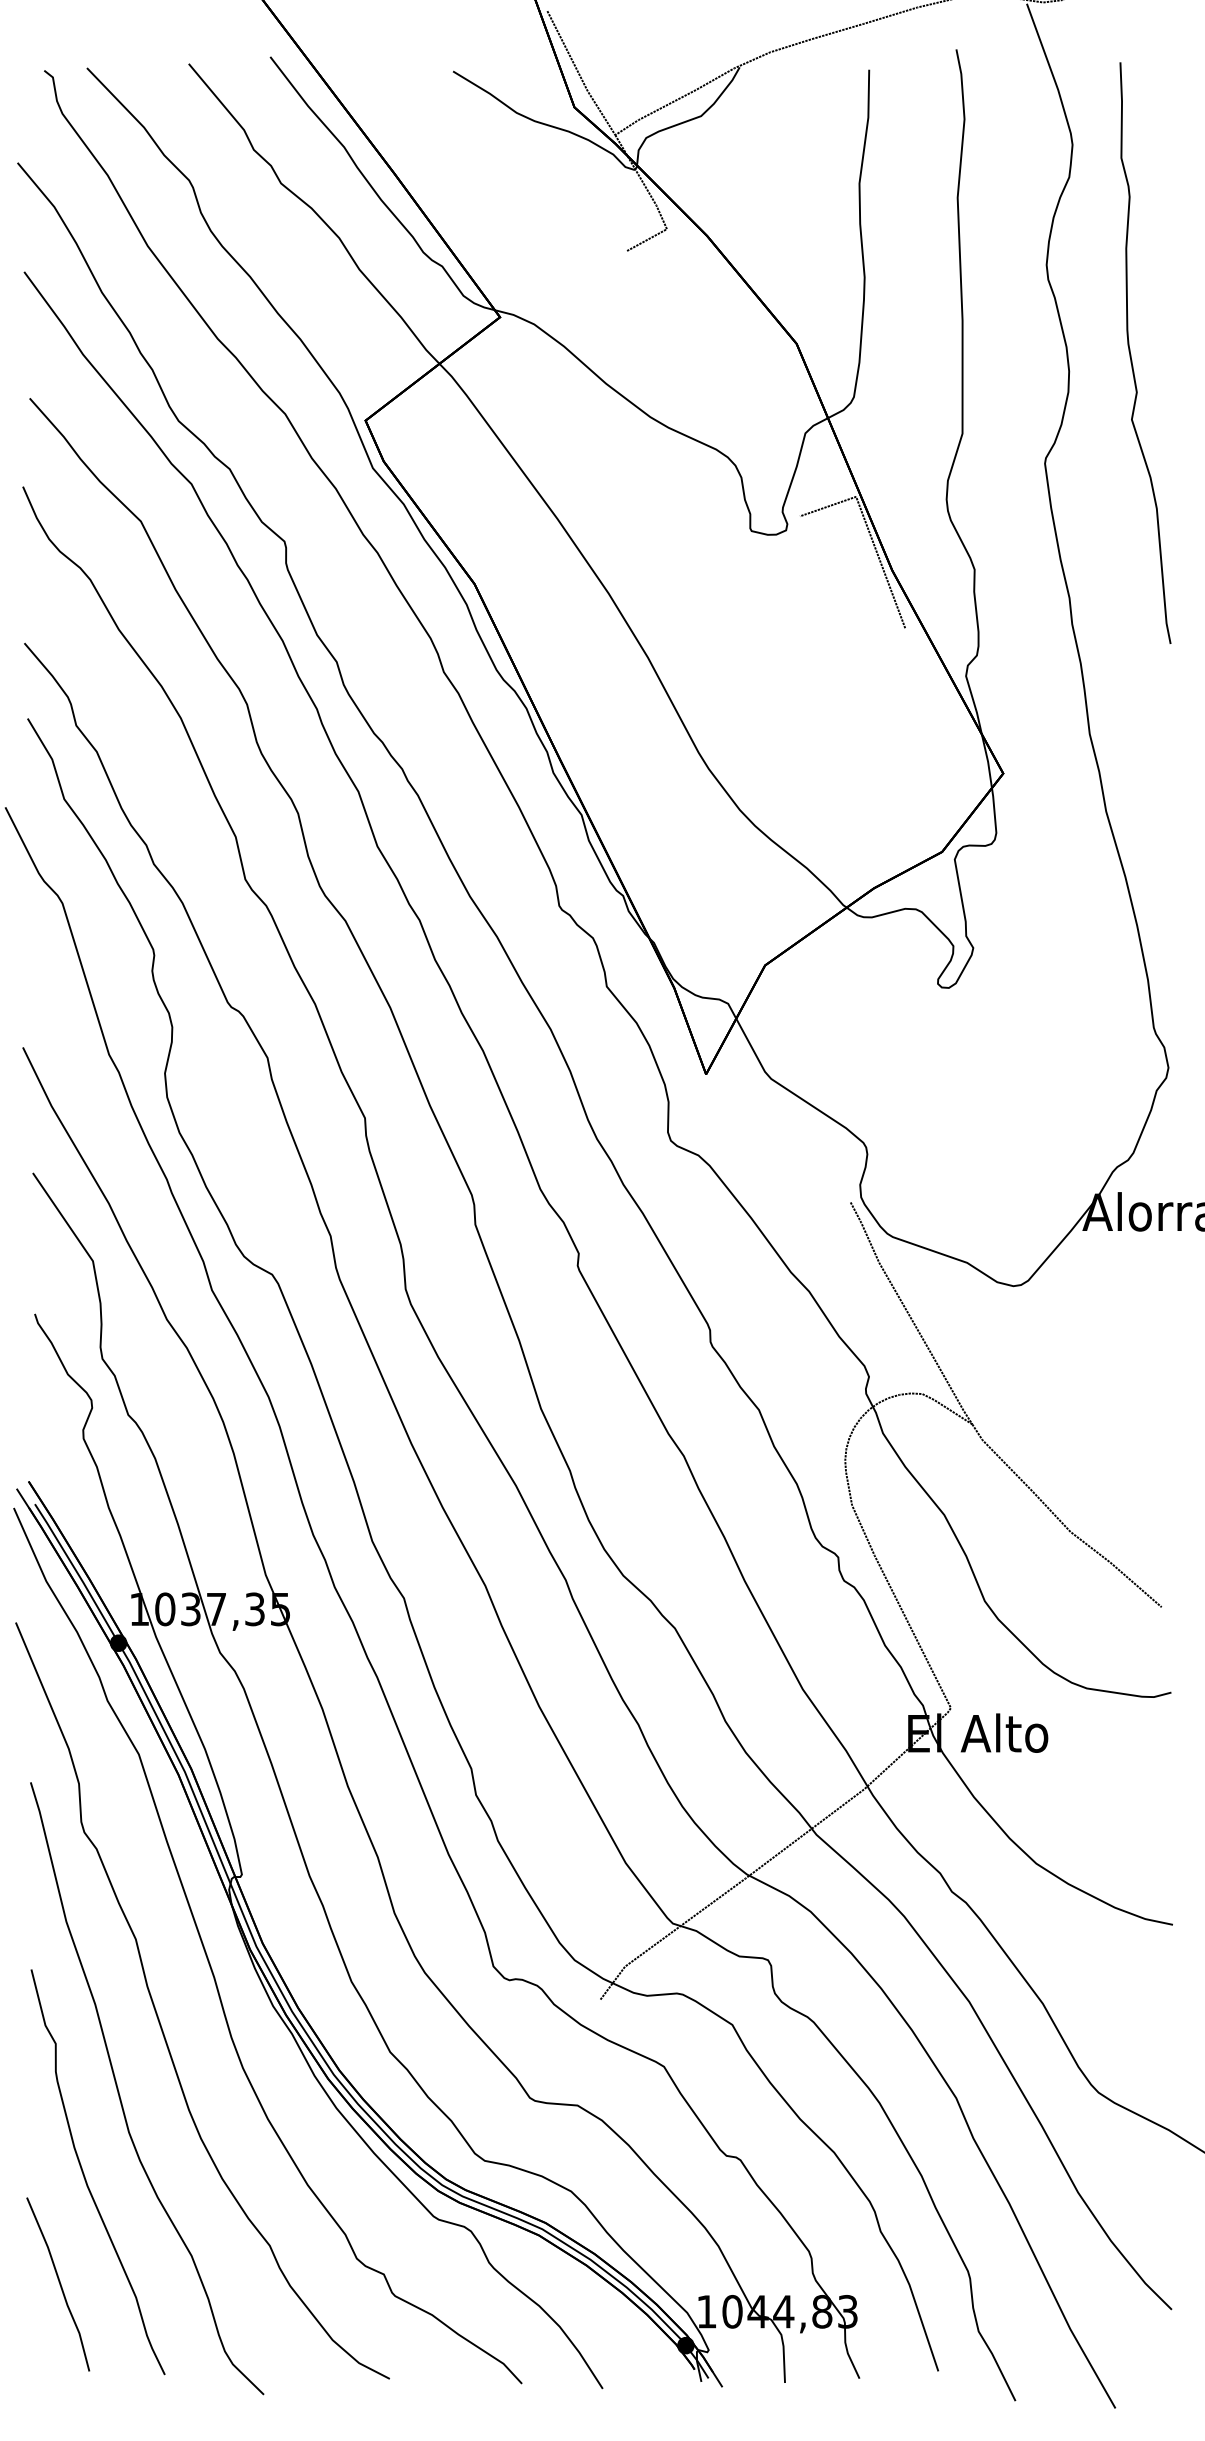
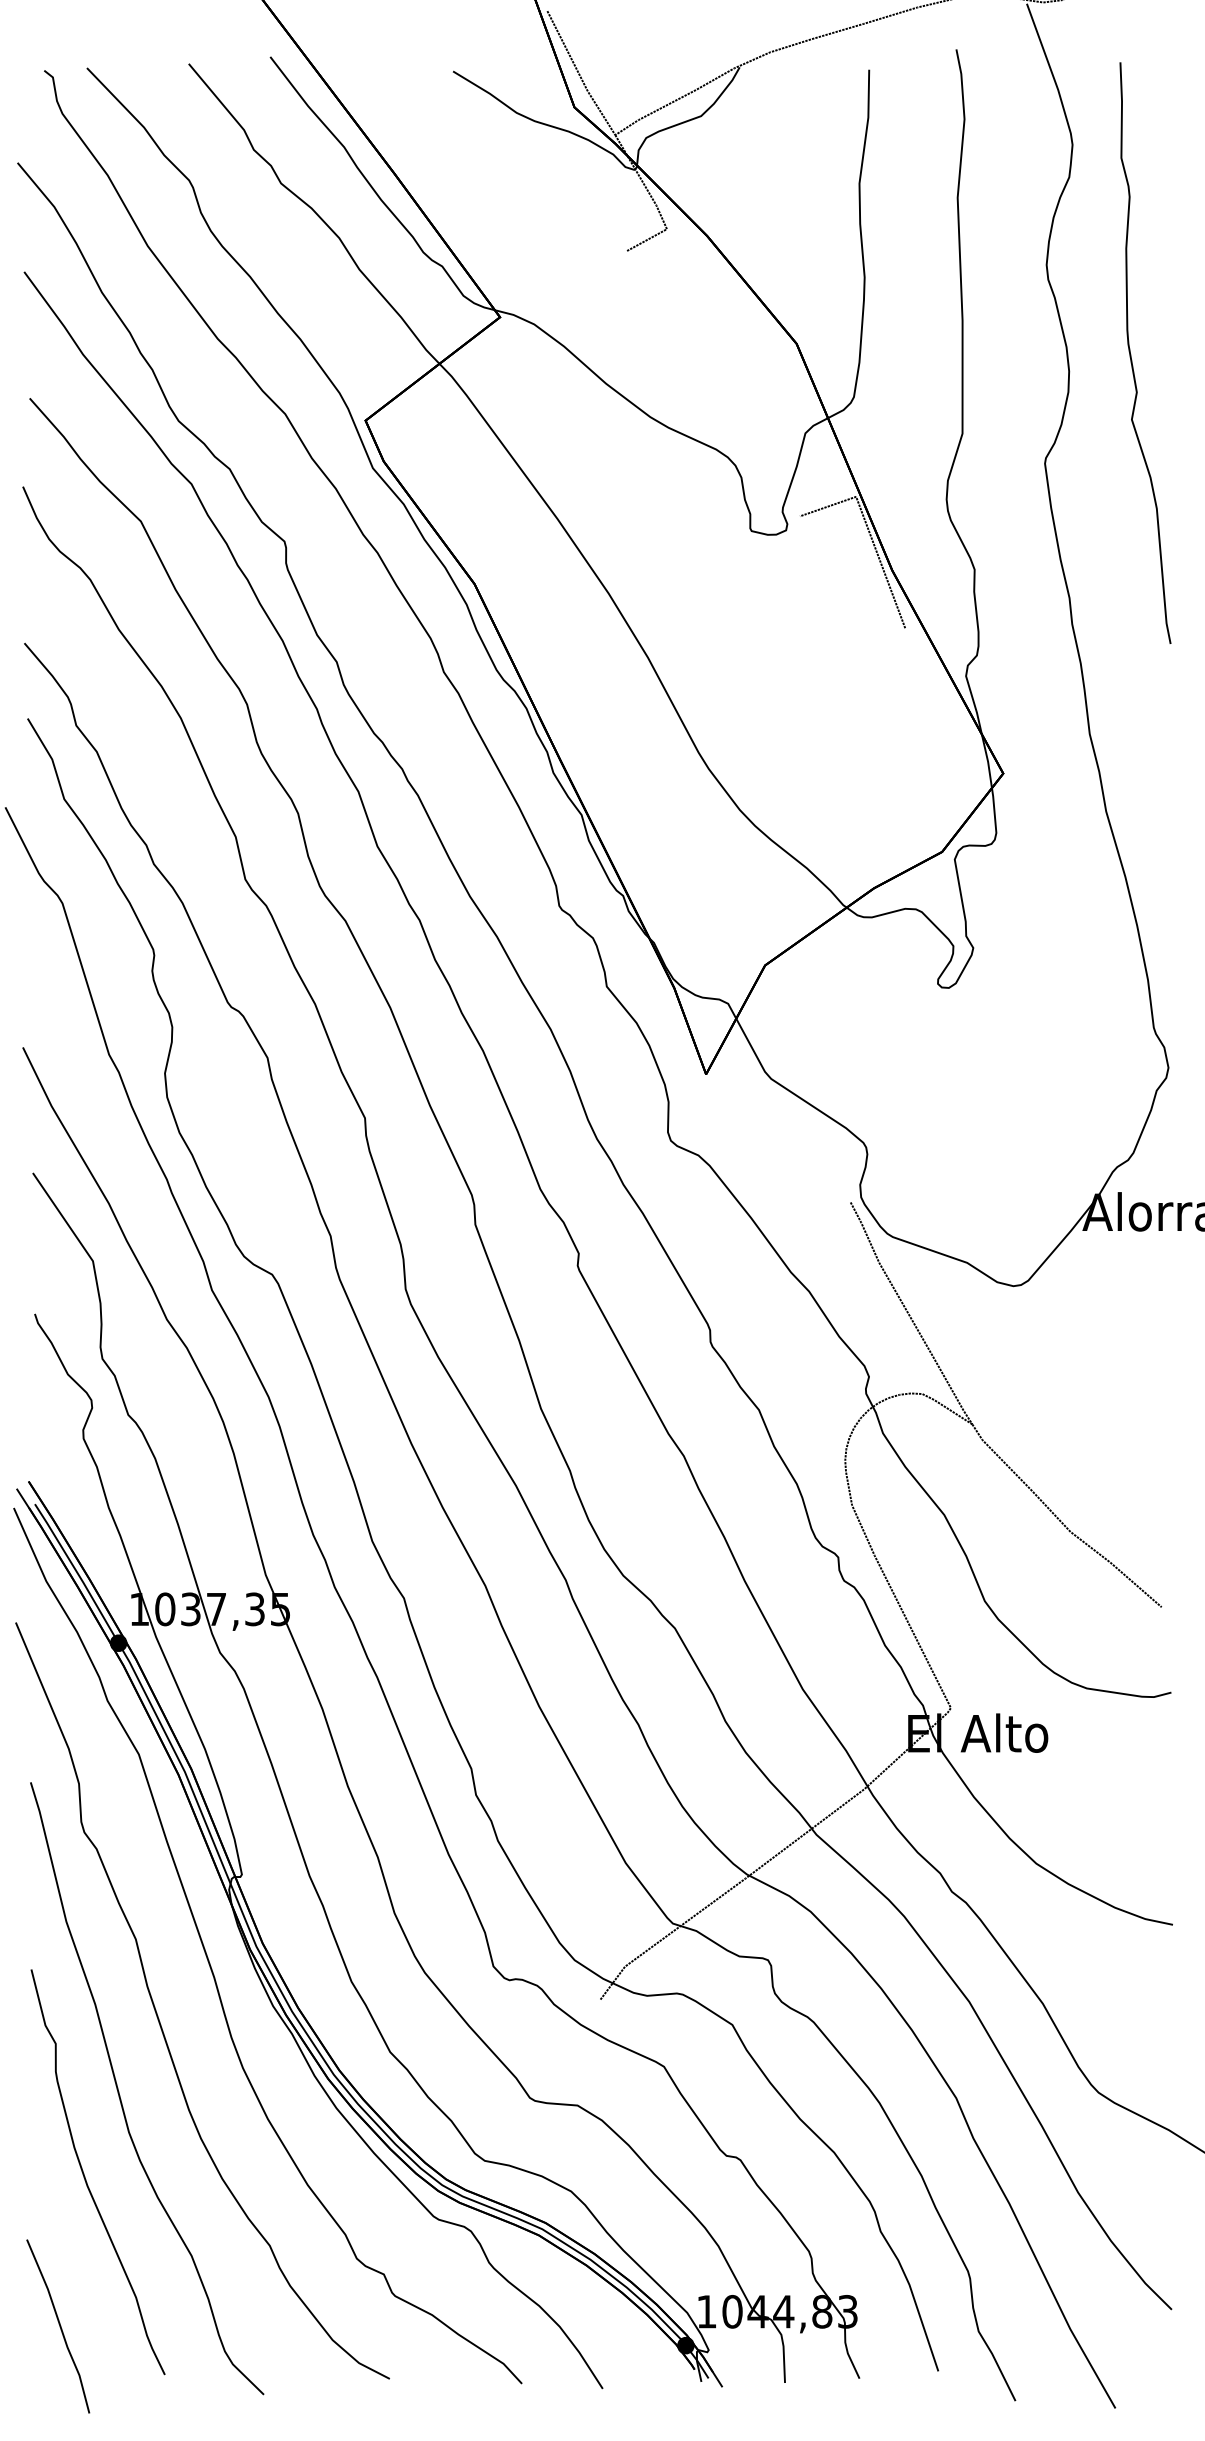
line position: (59, 2284) -> (59, 2326) (59, 2326)
